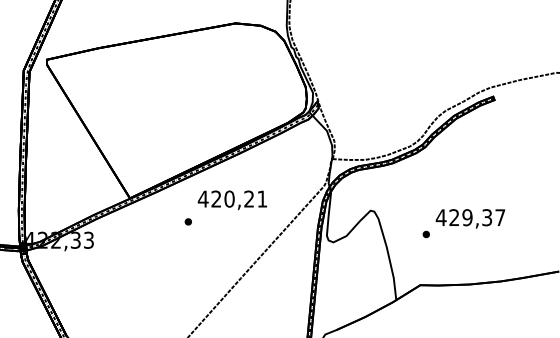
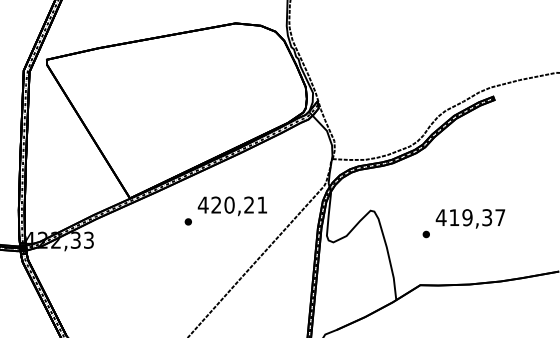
text position: (231, 200) -> (231, 206) (231, 206)
text: 429,37 -> 419,37 (454, 217)
